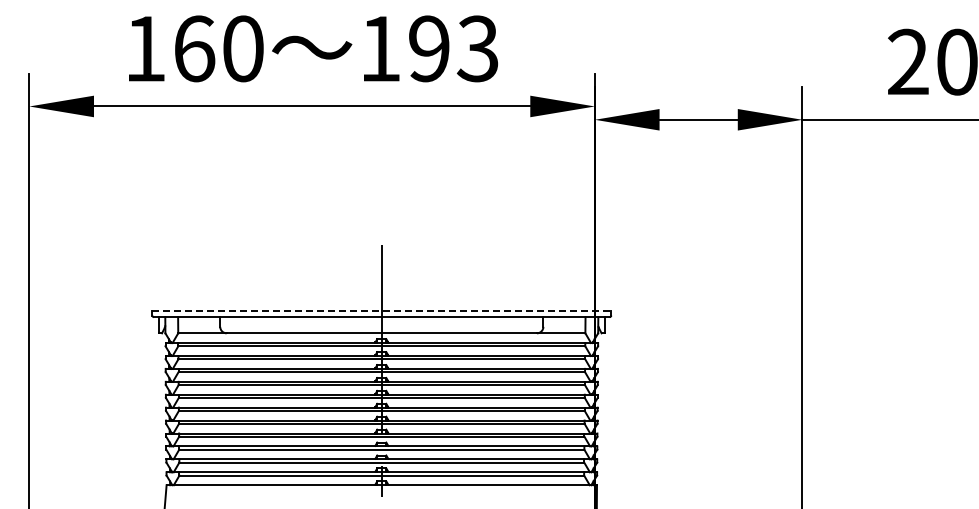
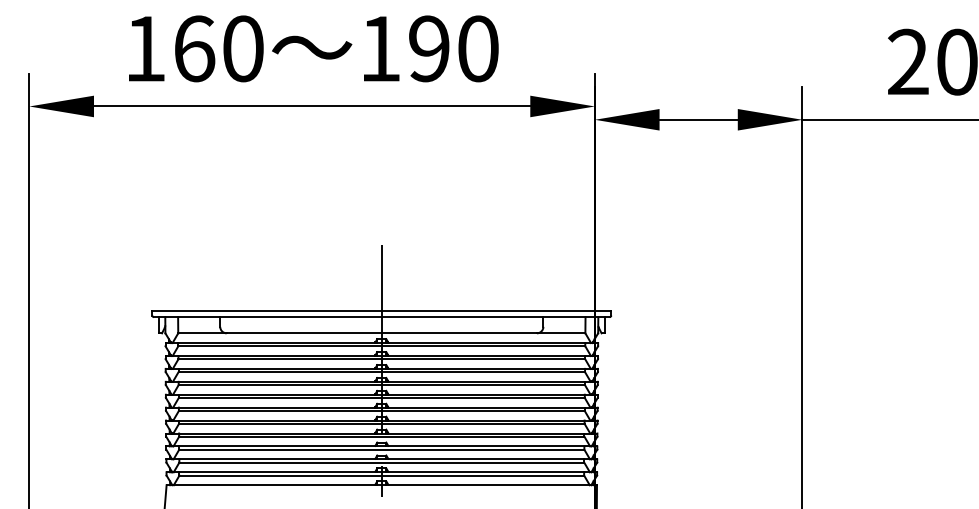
text: 193 -> 190 (477, 48)
line: dashed -> solid (382, 310)
